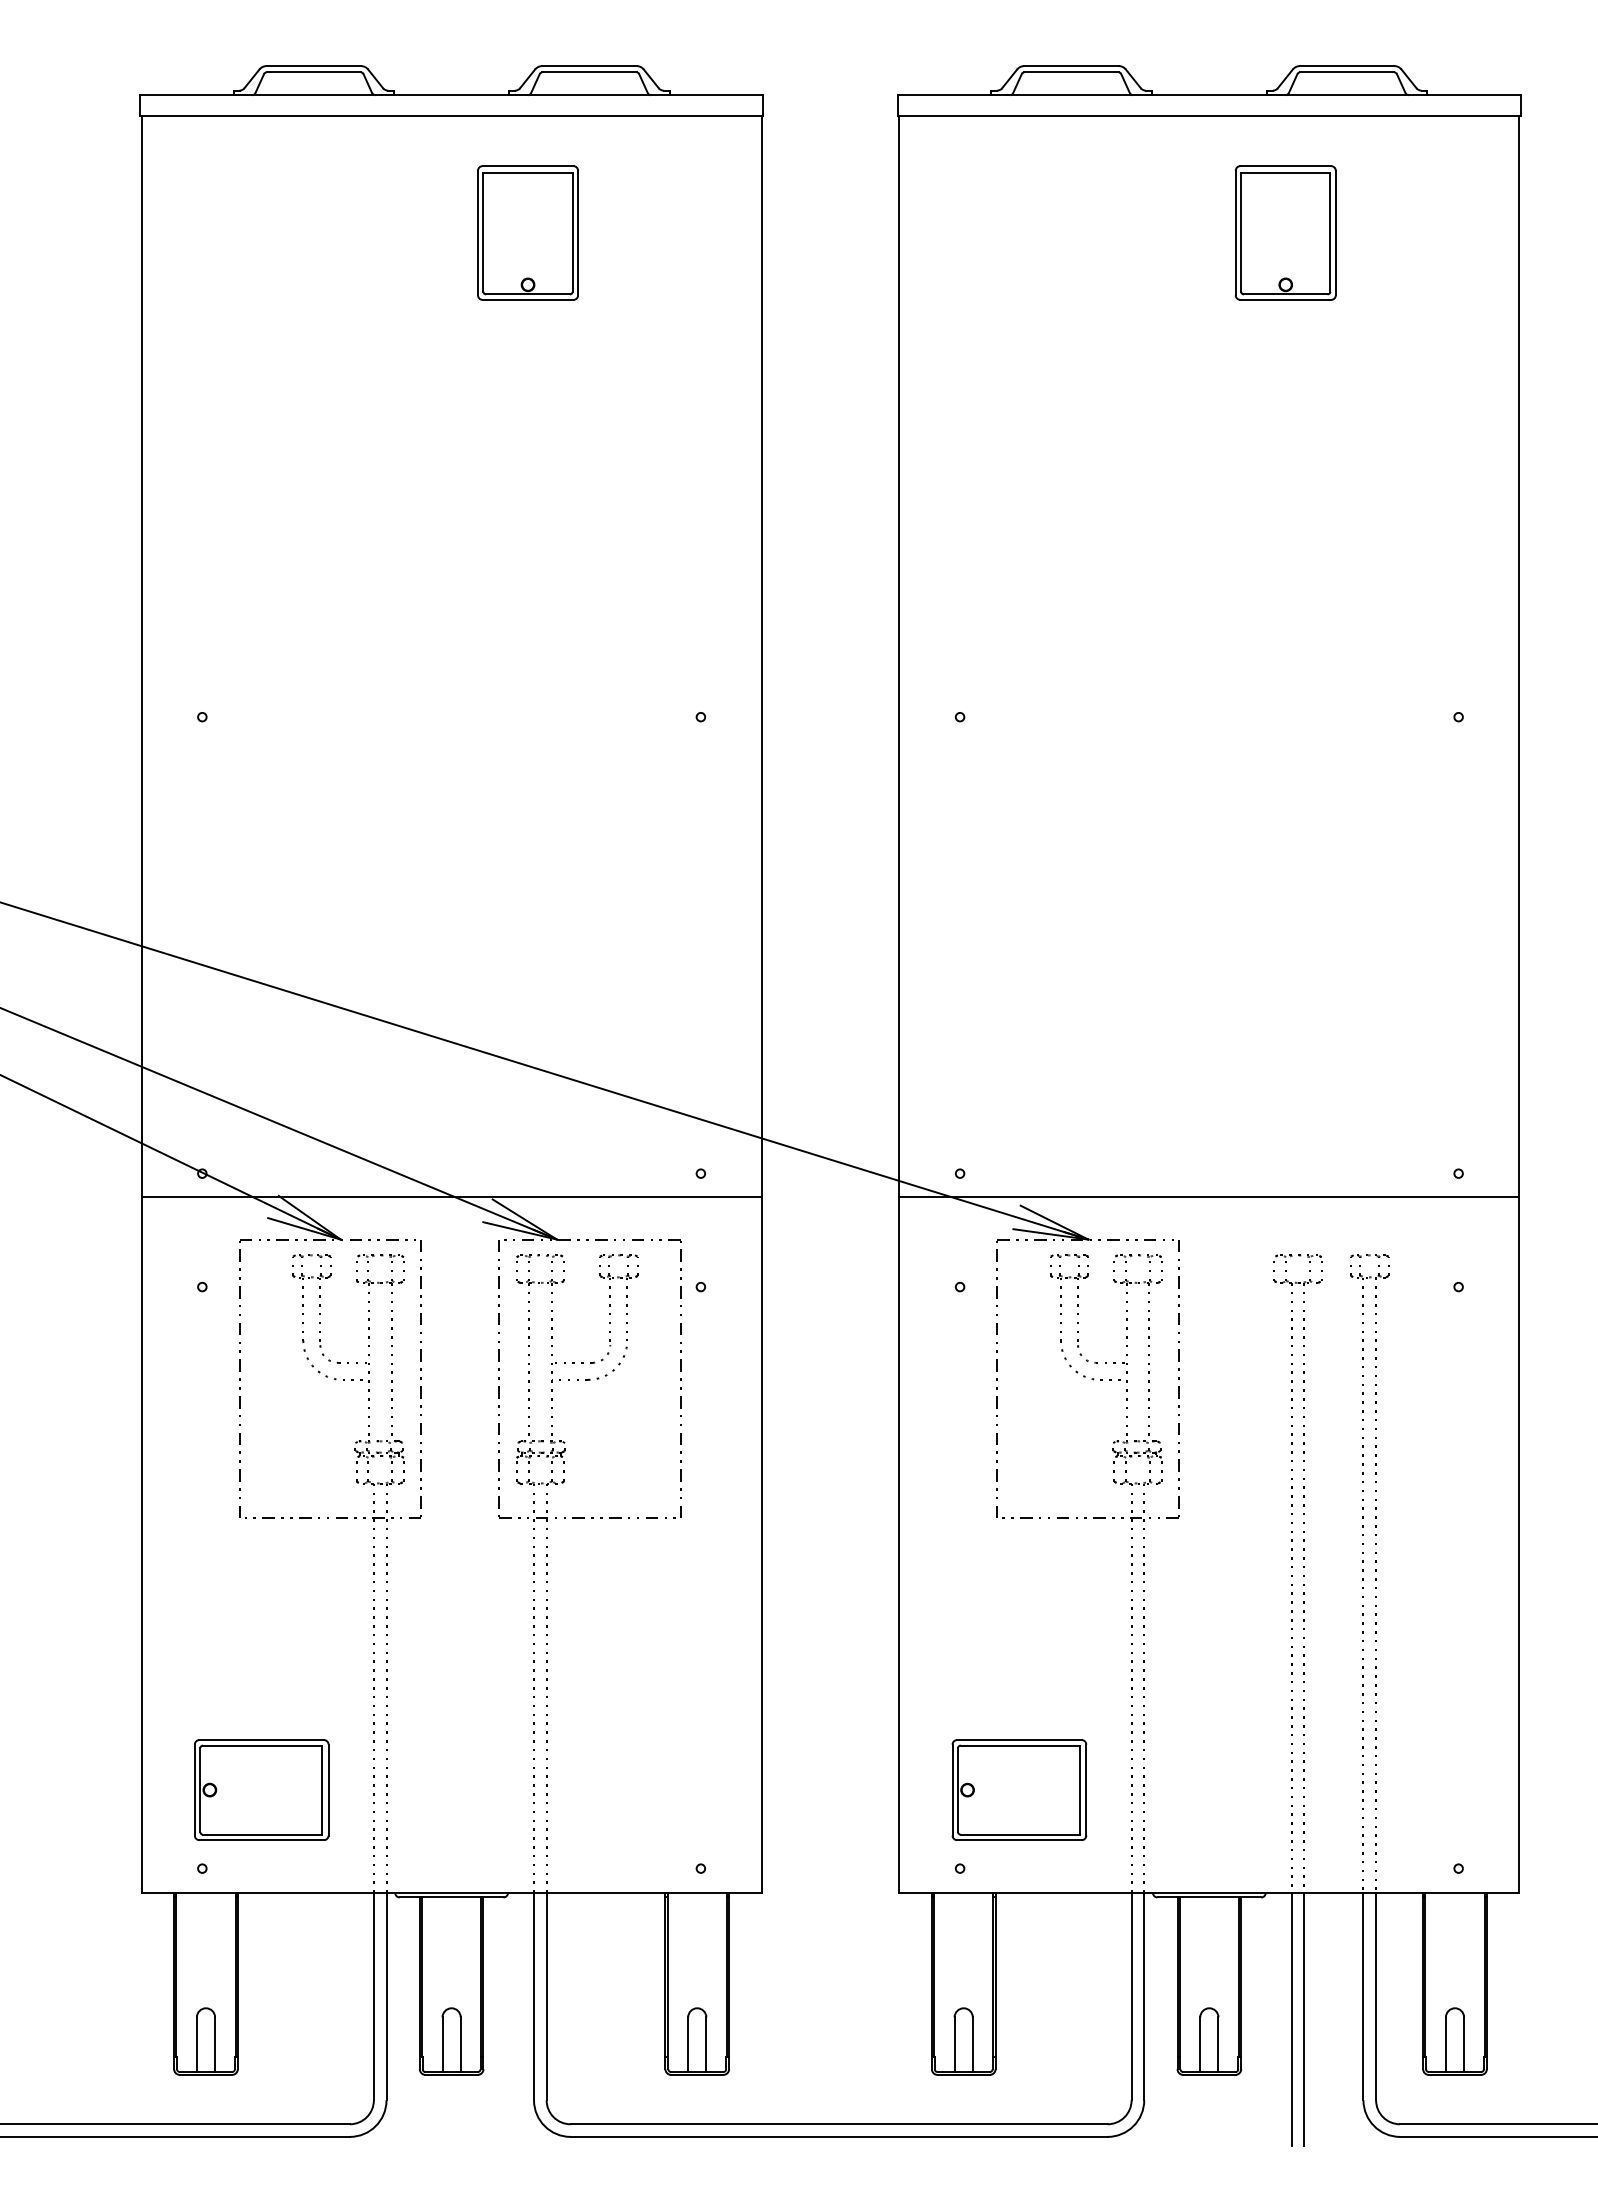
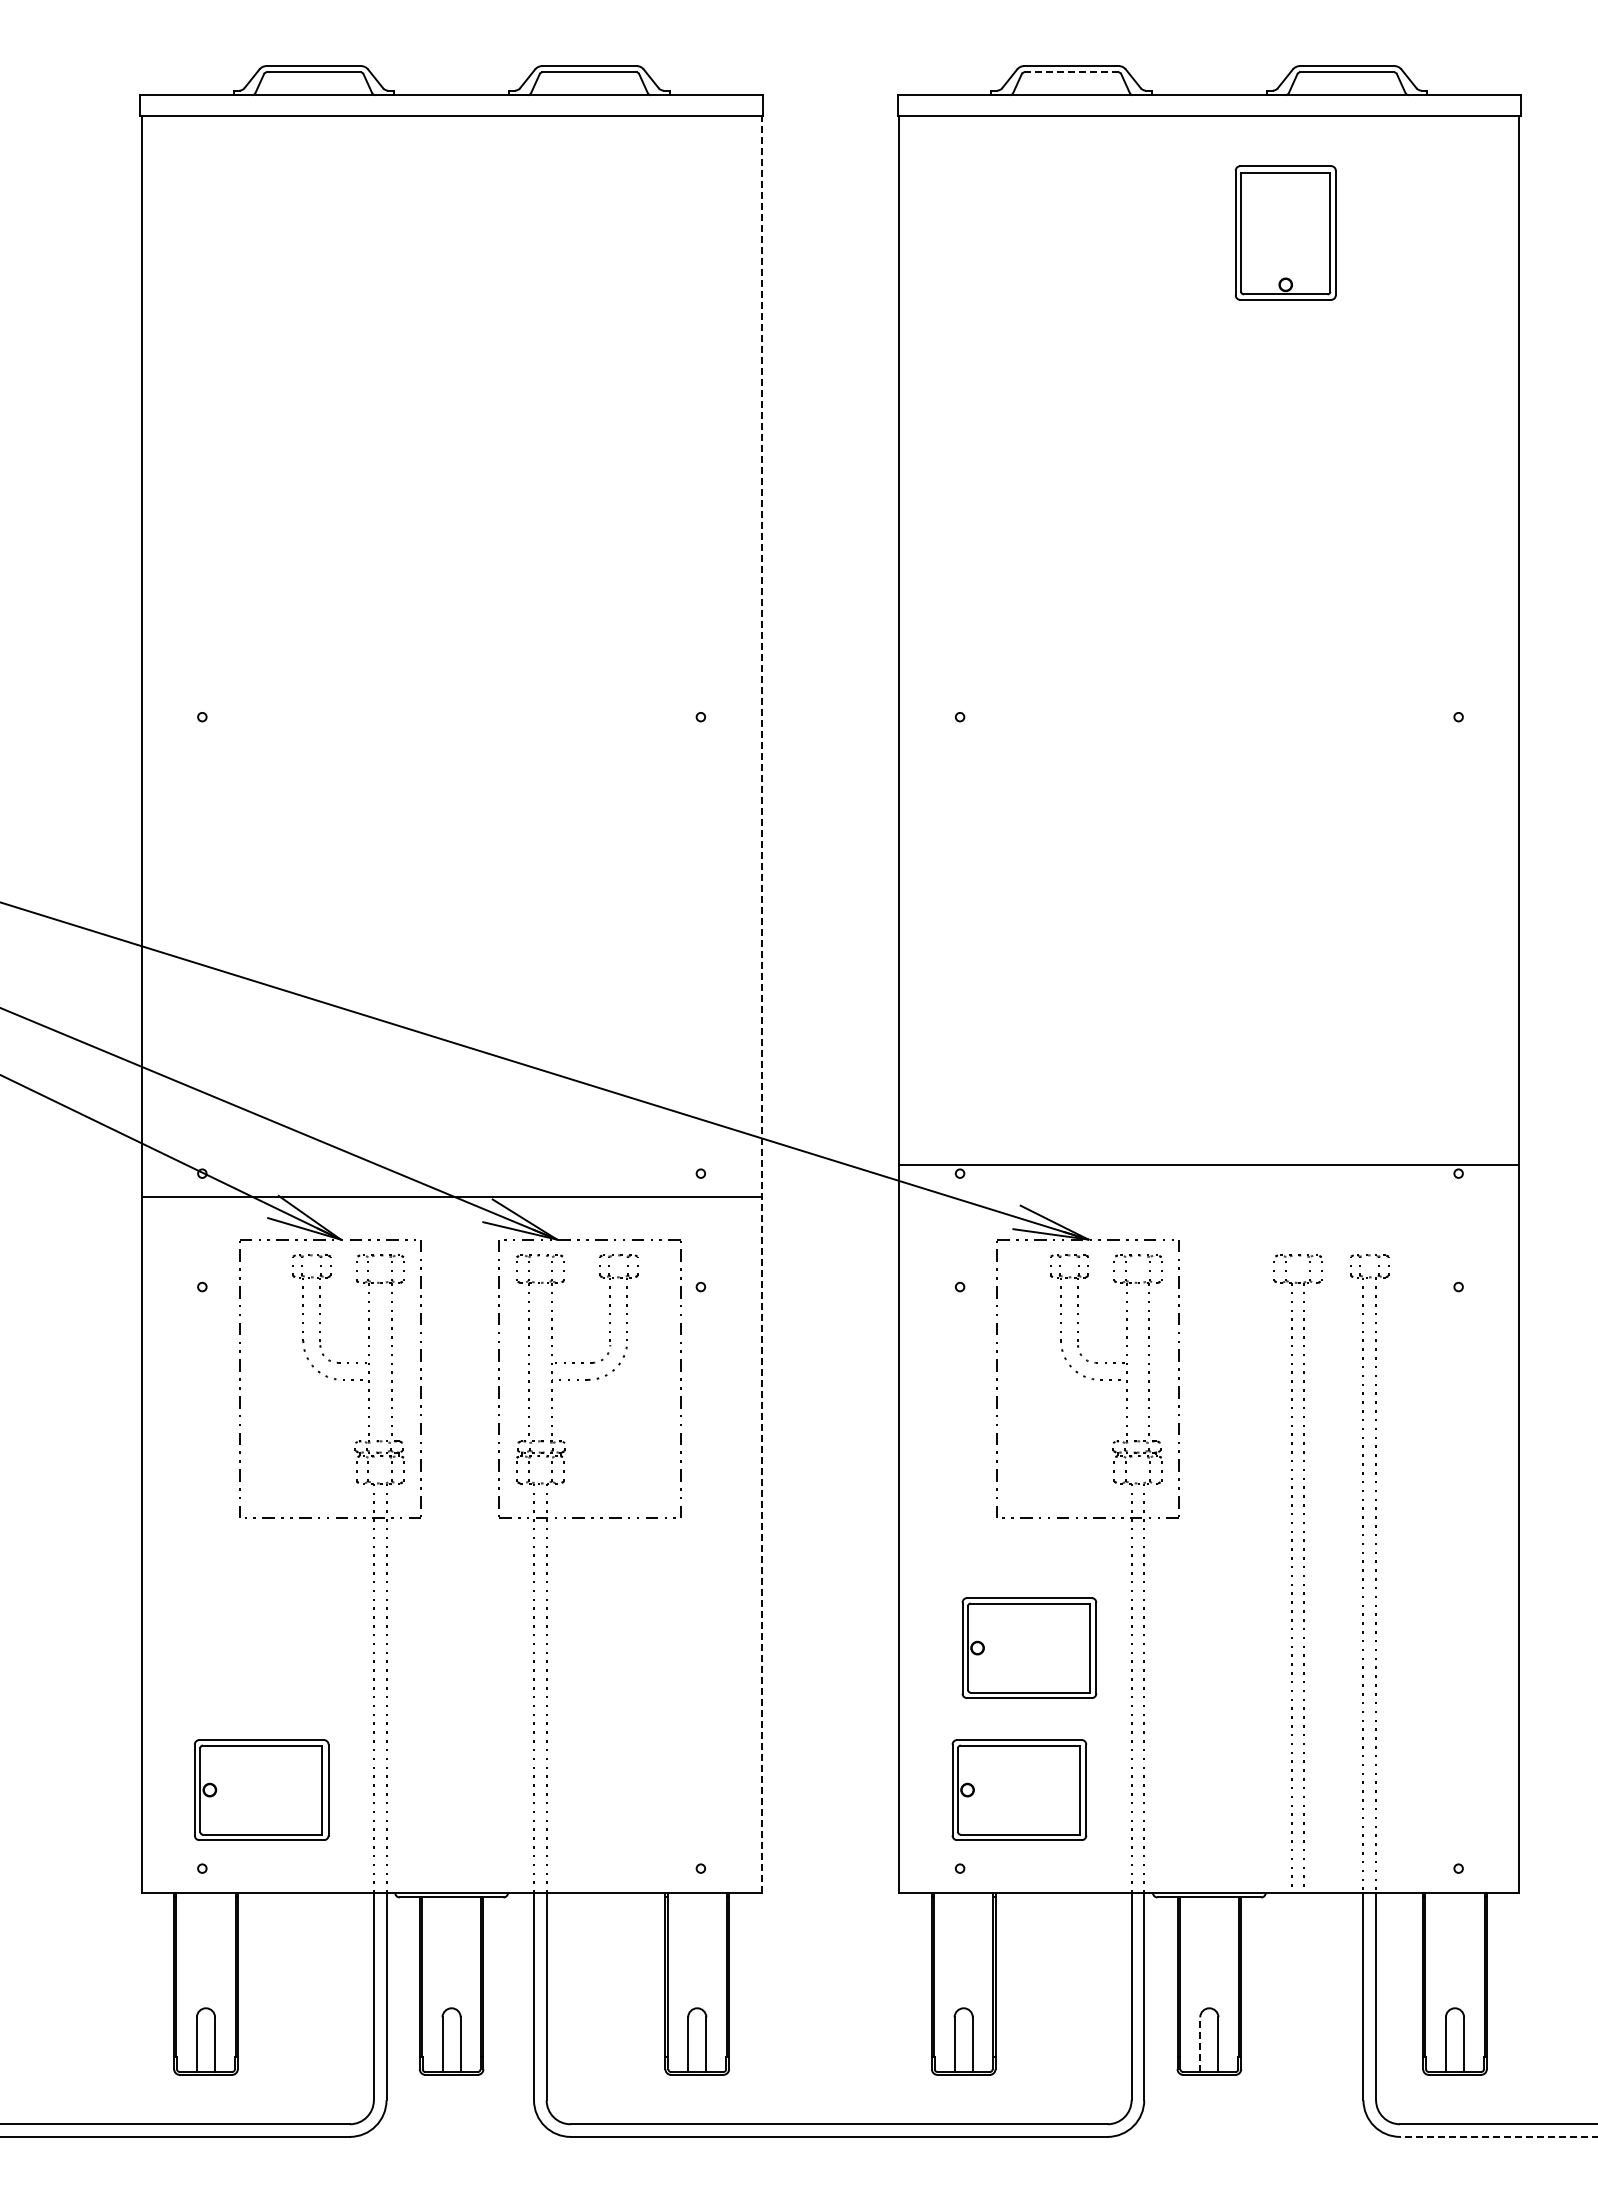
line: solid -> dashed (1071, 72)
part: present -> none (527, 232)
line: solid -> dashed (761, 1004)
line position: (1209, 1197) -> (1209, 1165) (1209, 1165)
part: none -> present (1029, 1647)
line: present -> none (1291, 2019)
line: present -> none (1304, 2019)
line: solid -> dashed (1200, 2044)
line: solid -> dashed (1498, 2136)
